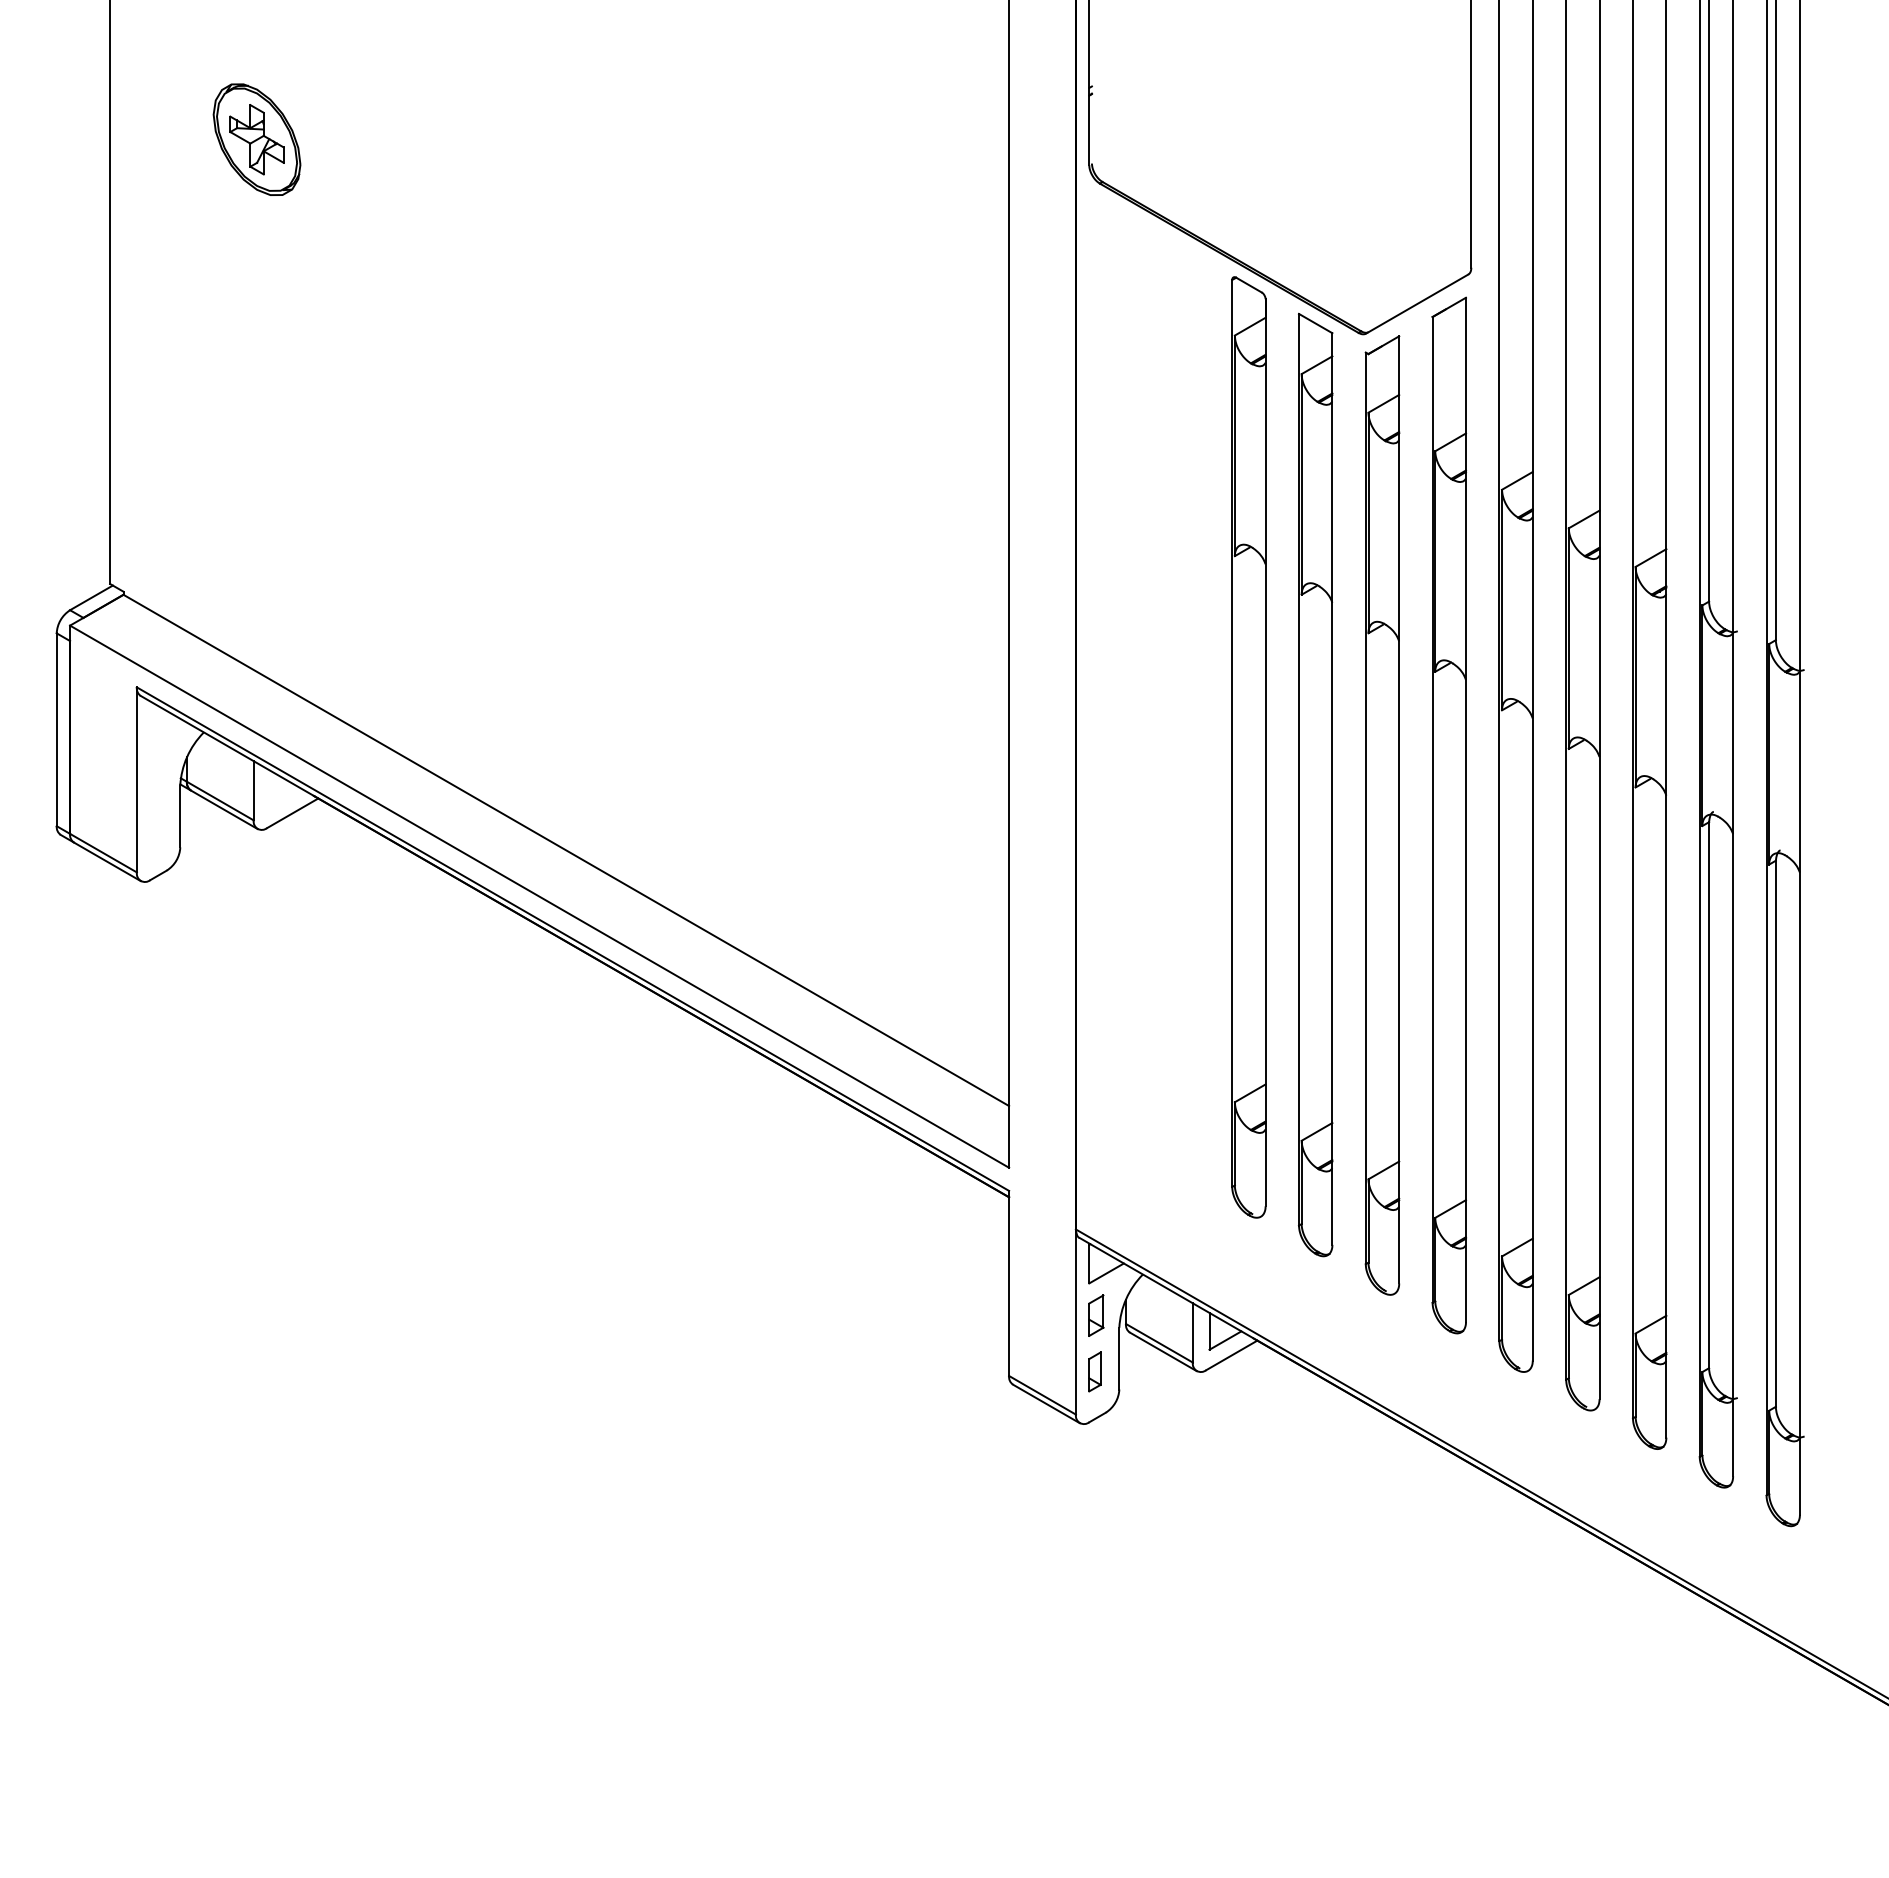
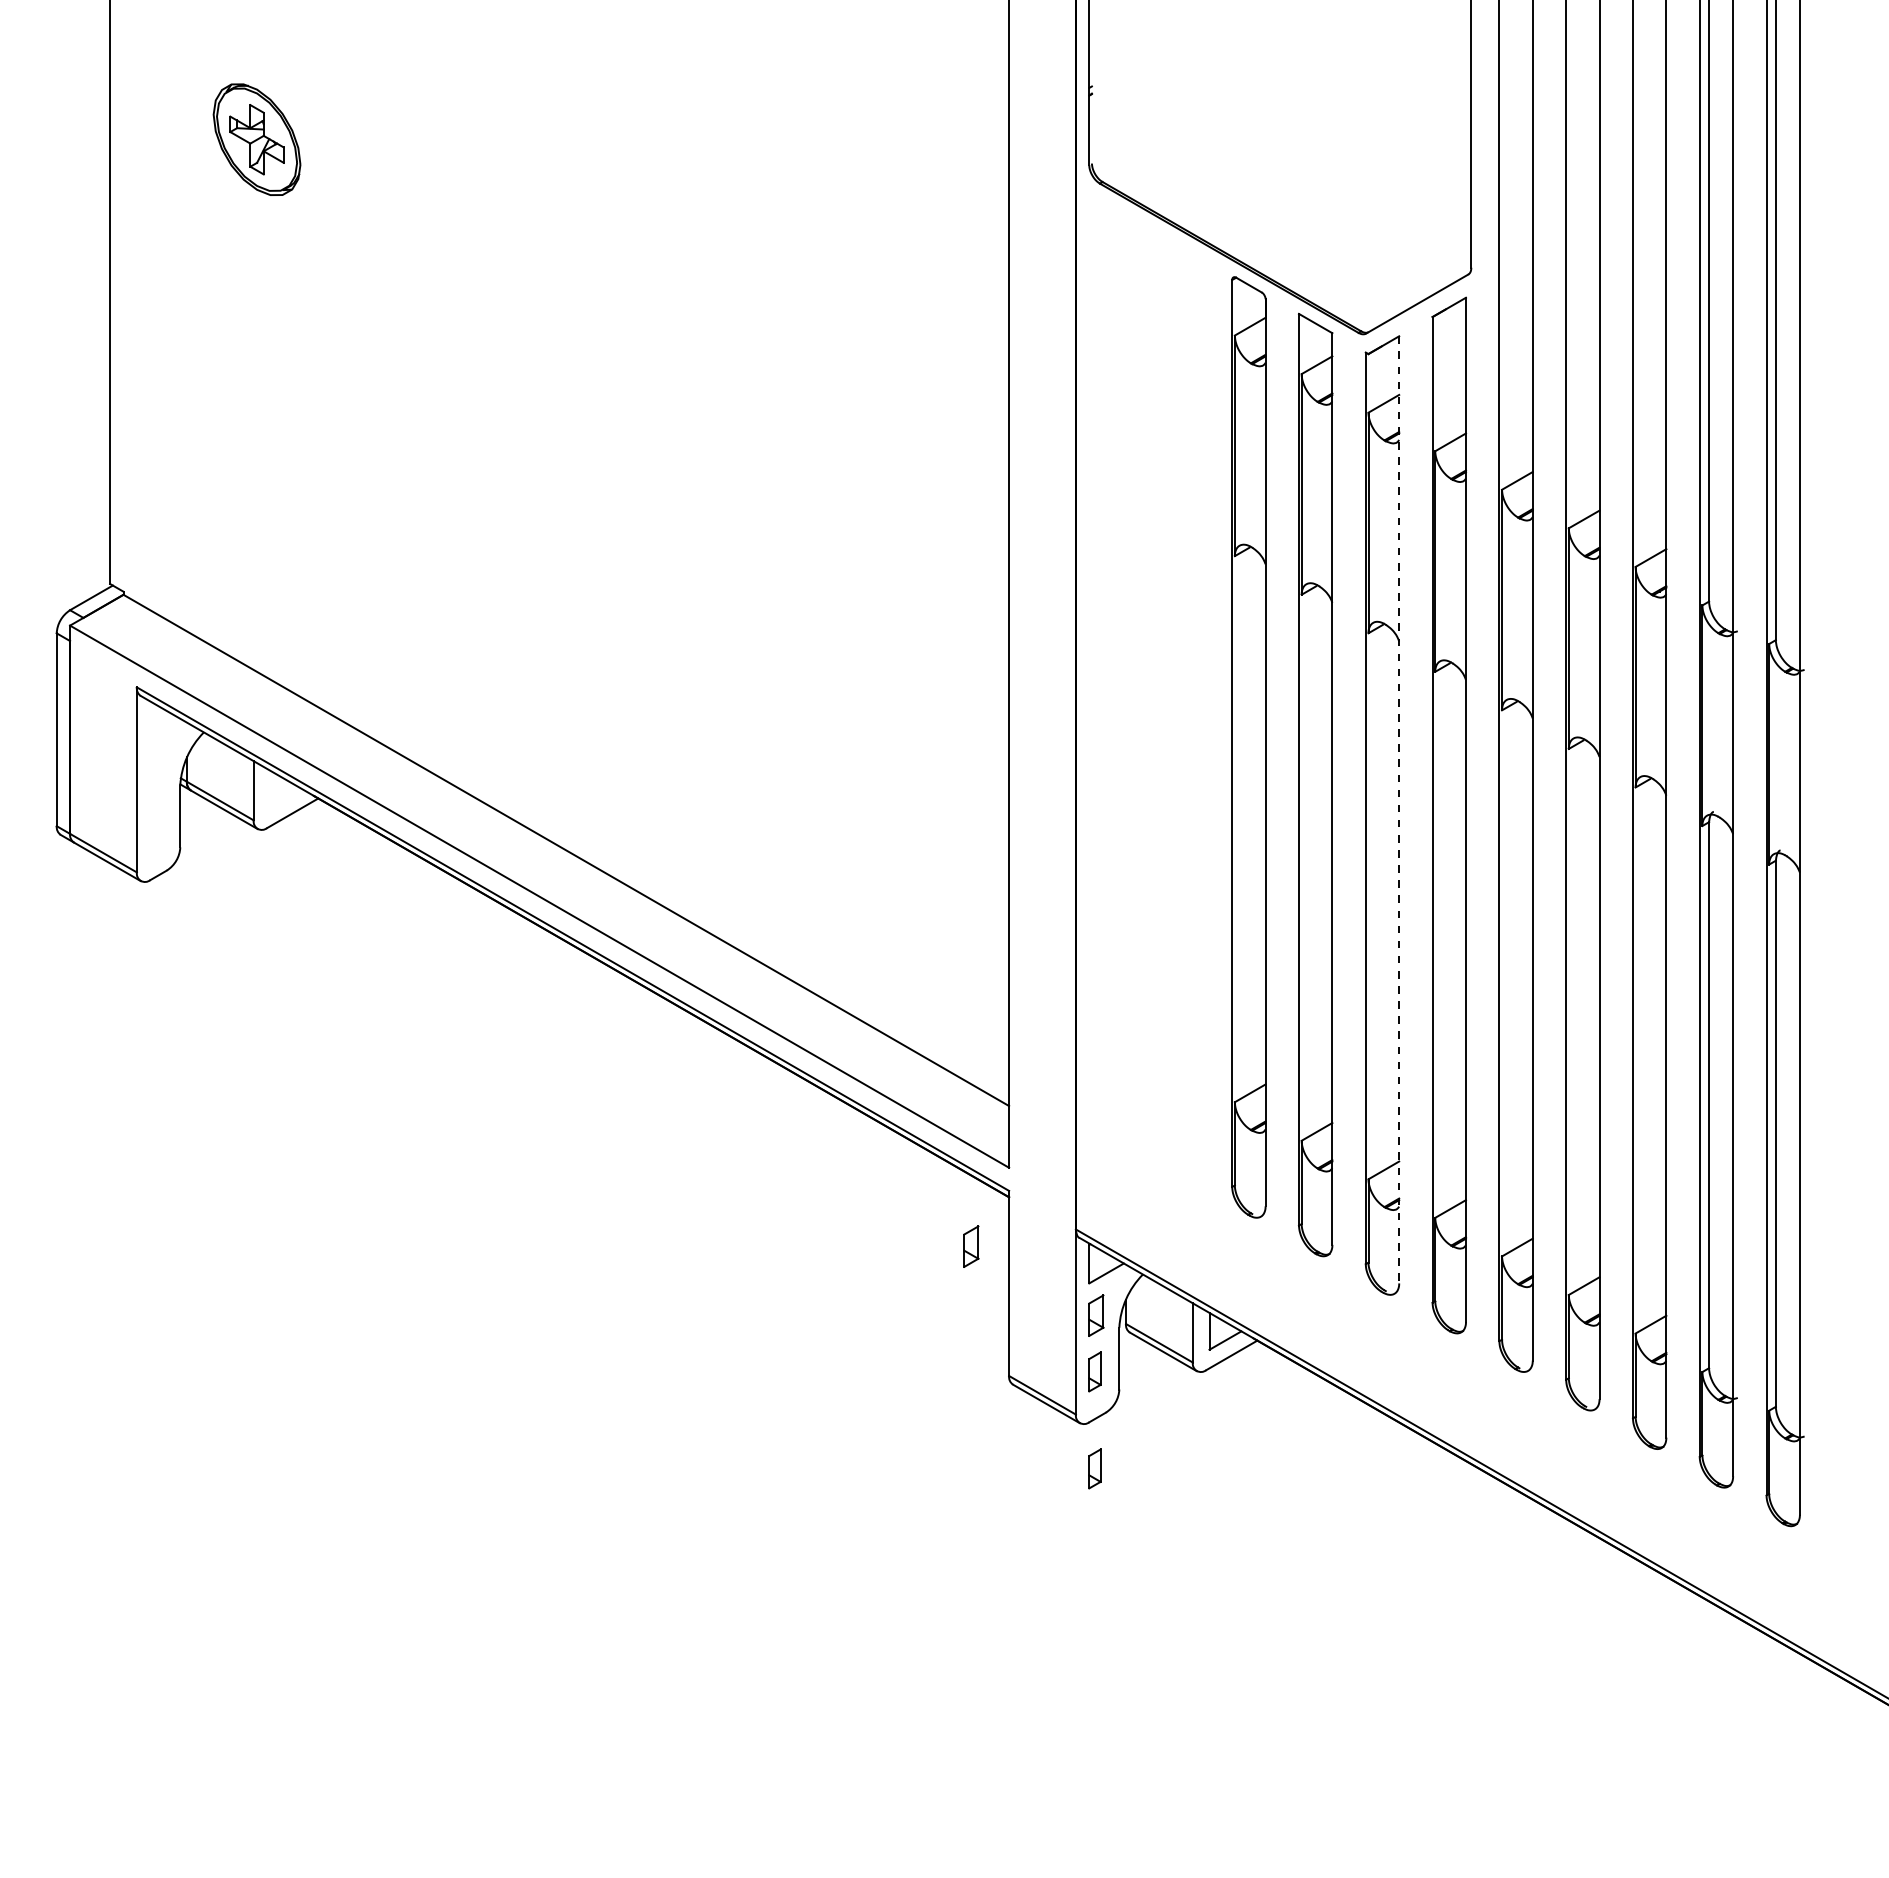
line: solid -> dashed (1399, 809)
part: none -> present (971, 1246)
part: none -> present (1094, 1468)
